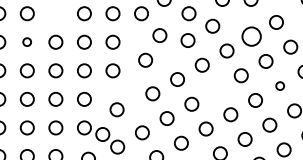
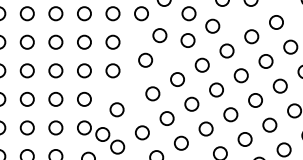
circle: none -> present (55, 13)
circle size: 21x21 px -> 16x16 px (251, 36)
circle size: 10x10 px -> 16x16 px (26, 41)
circle size: 10x10 px -> 16x16 px (279, 85)
circle: none -> present (216, 89)
